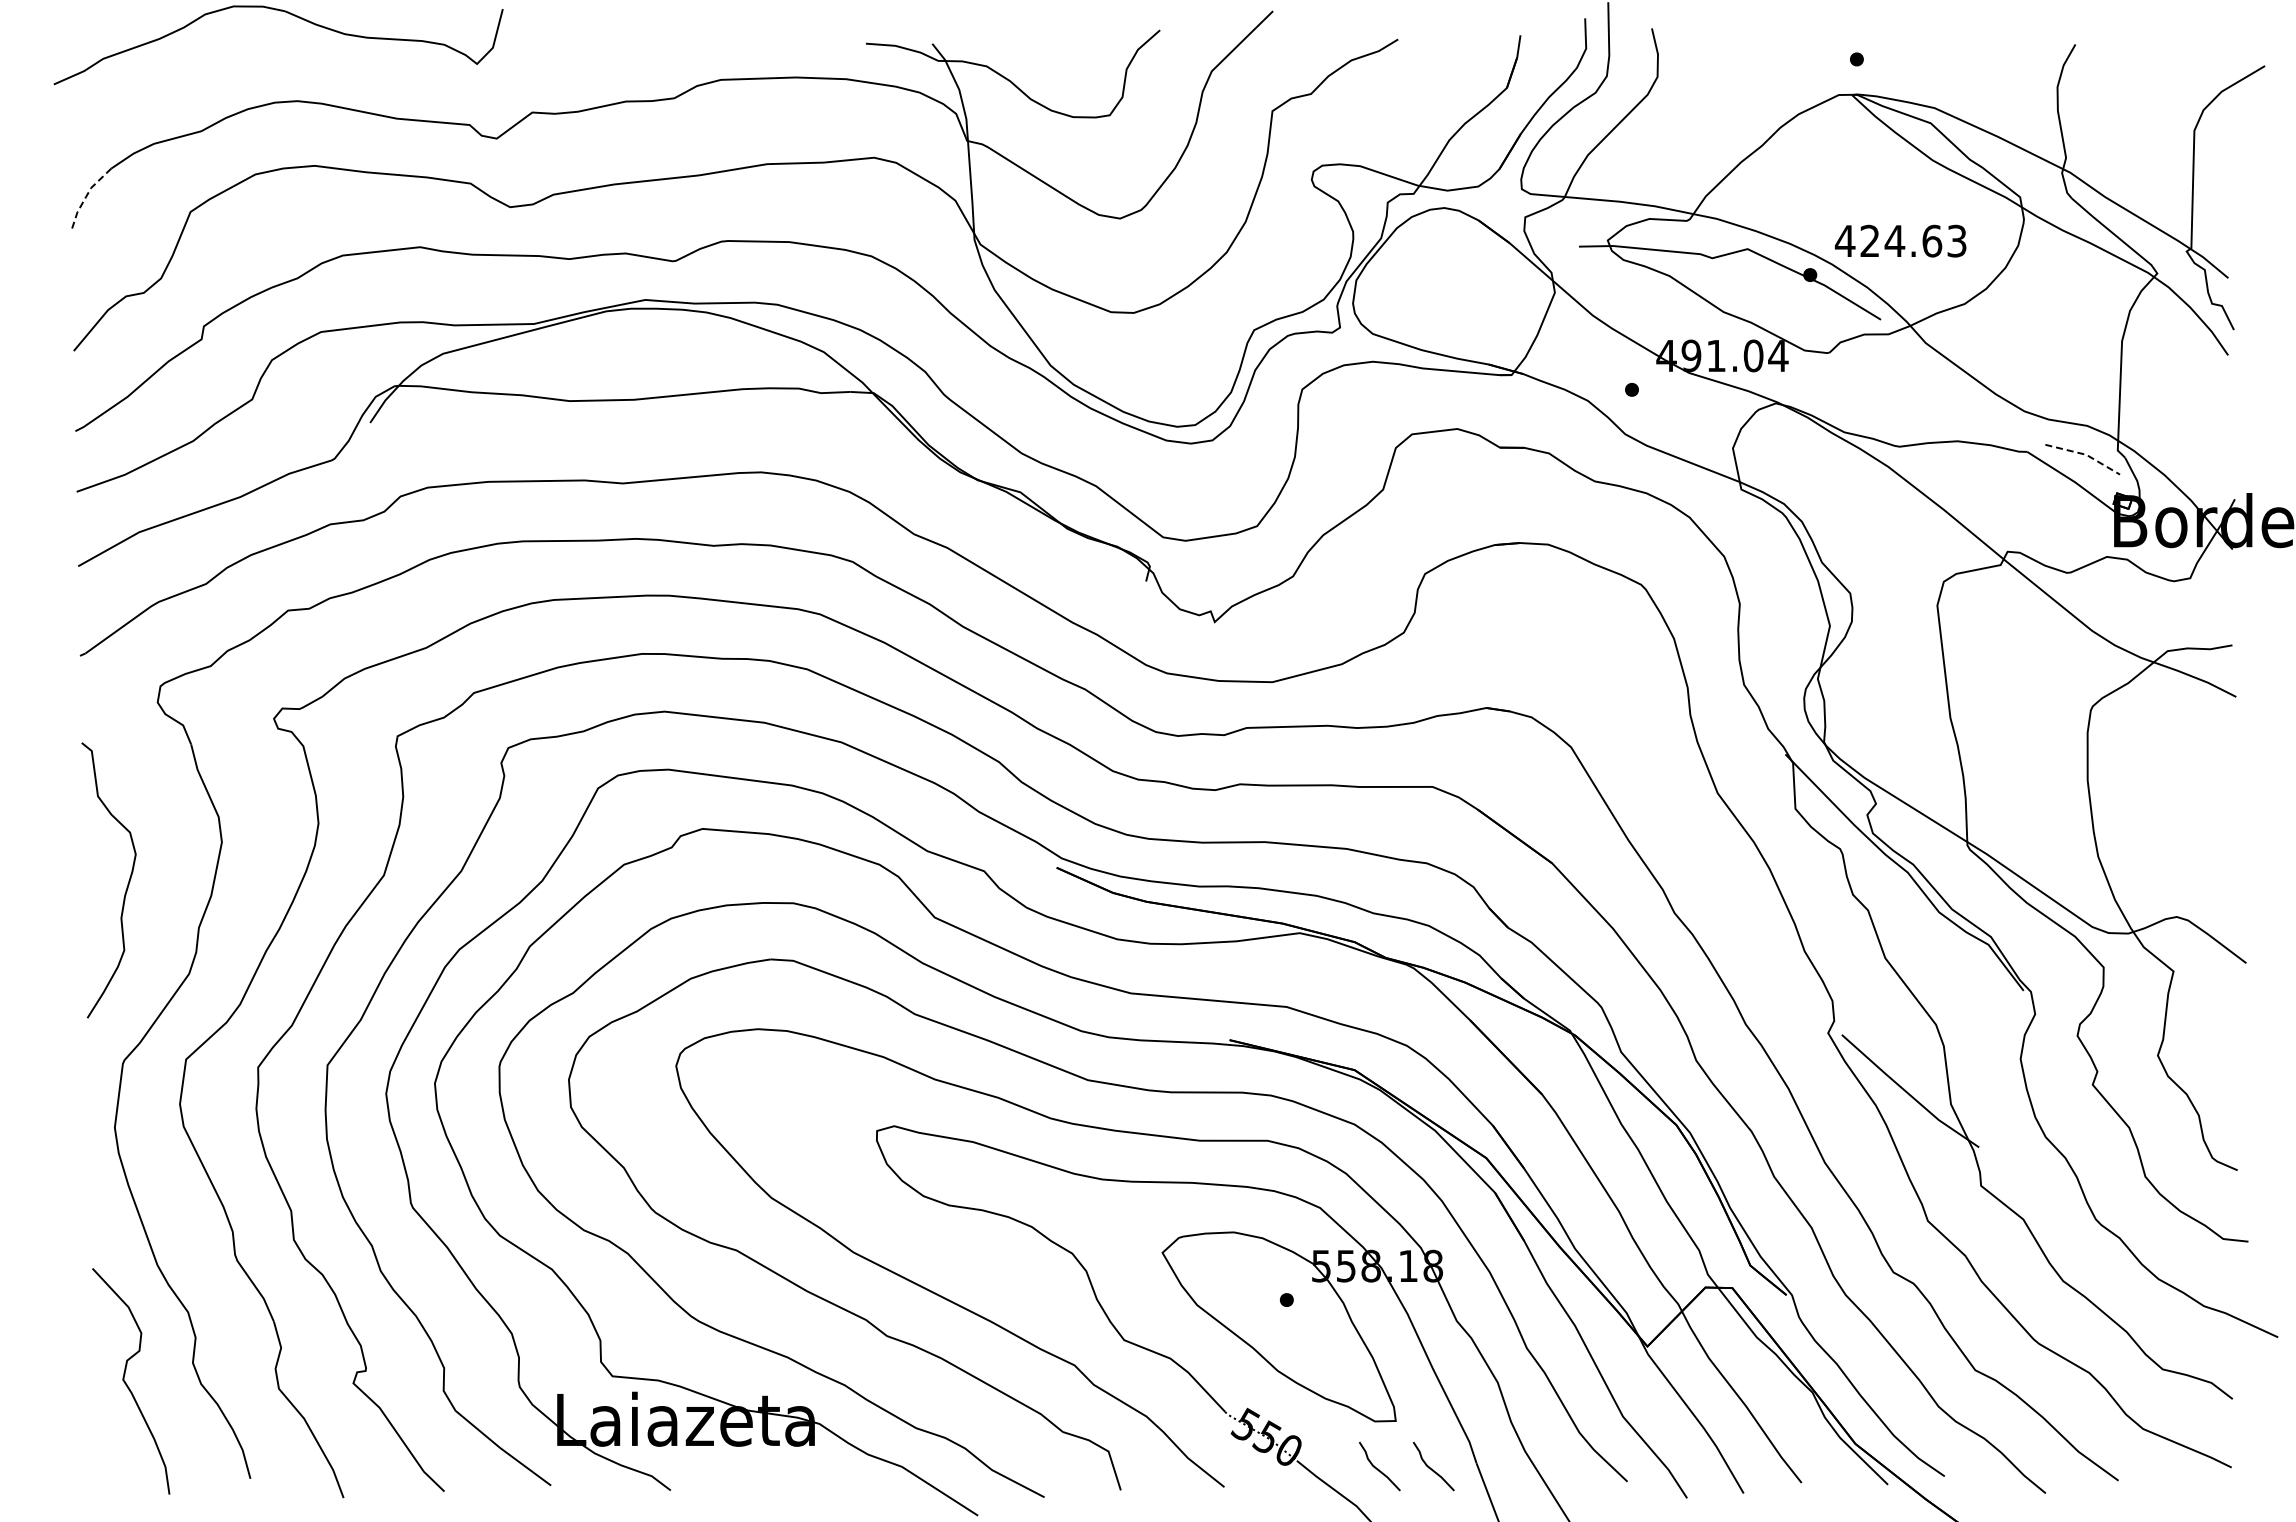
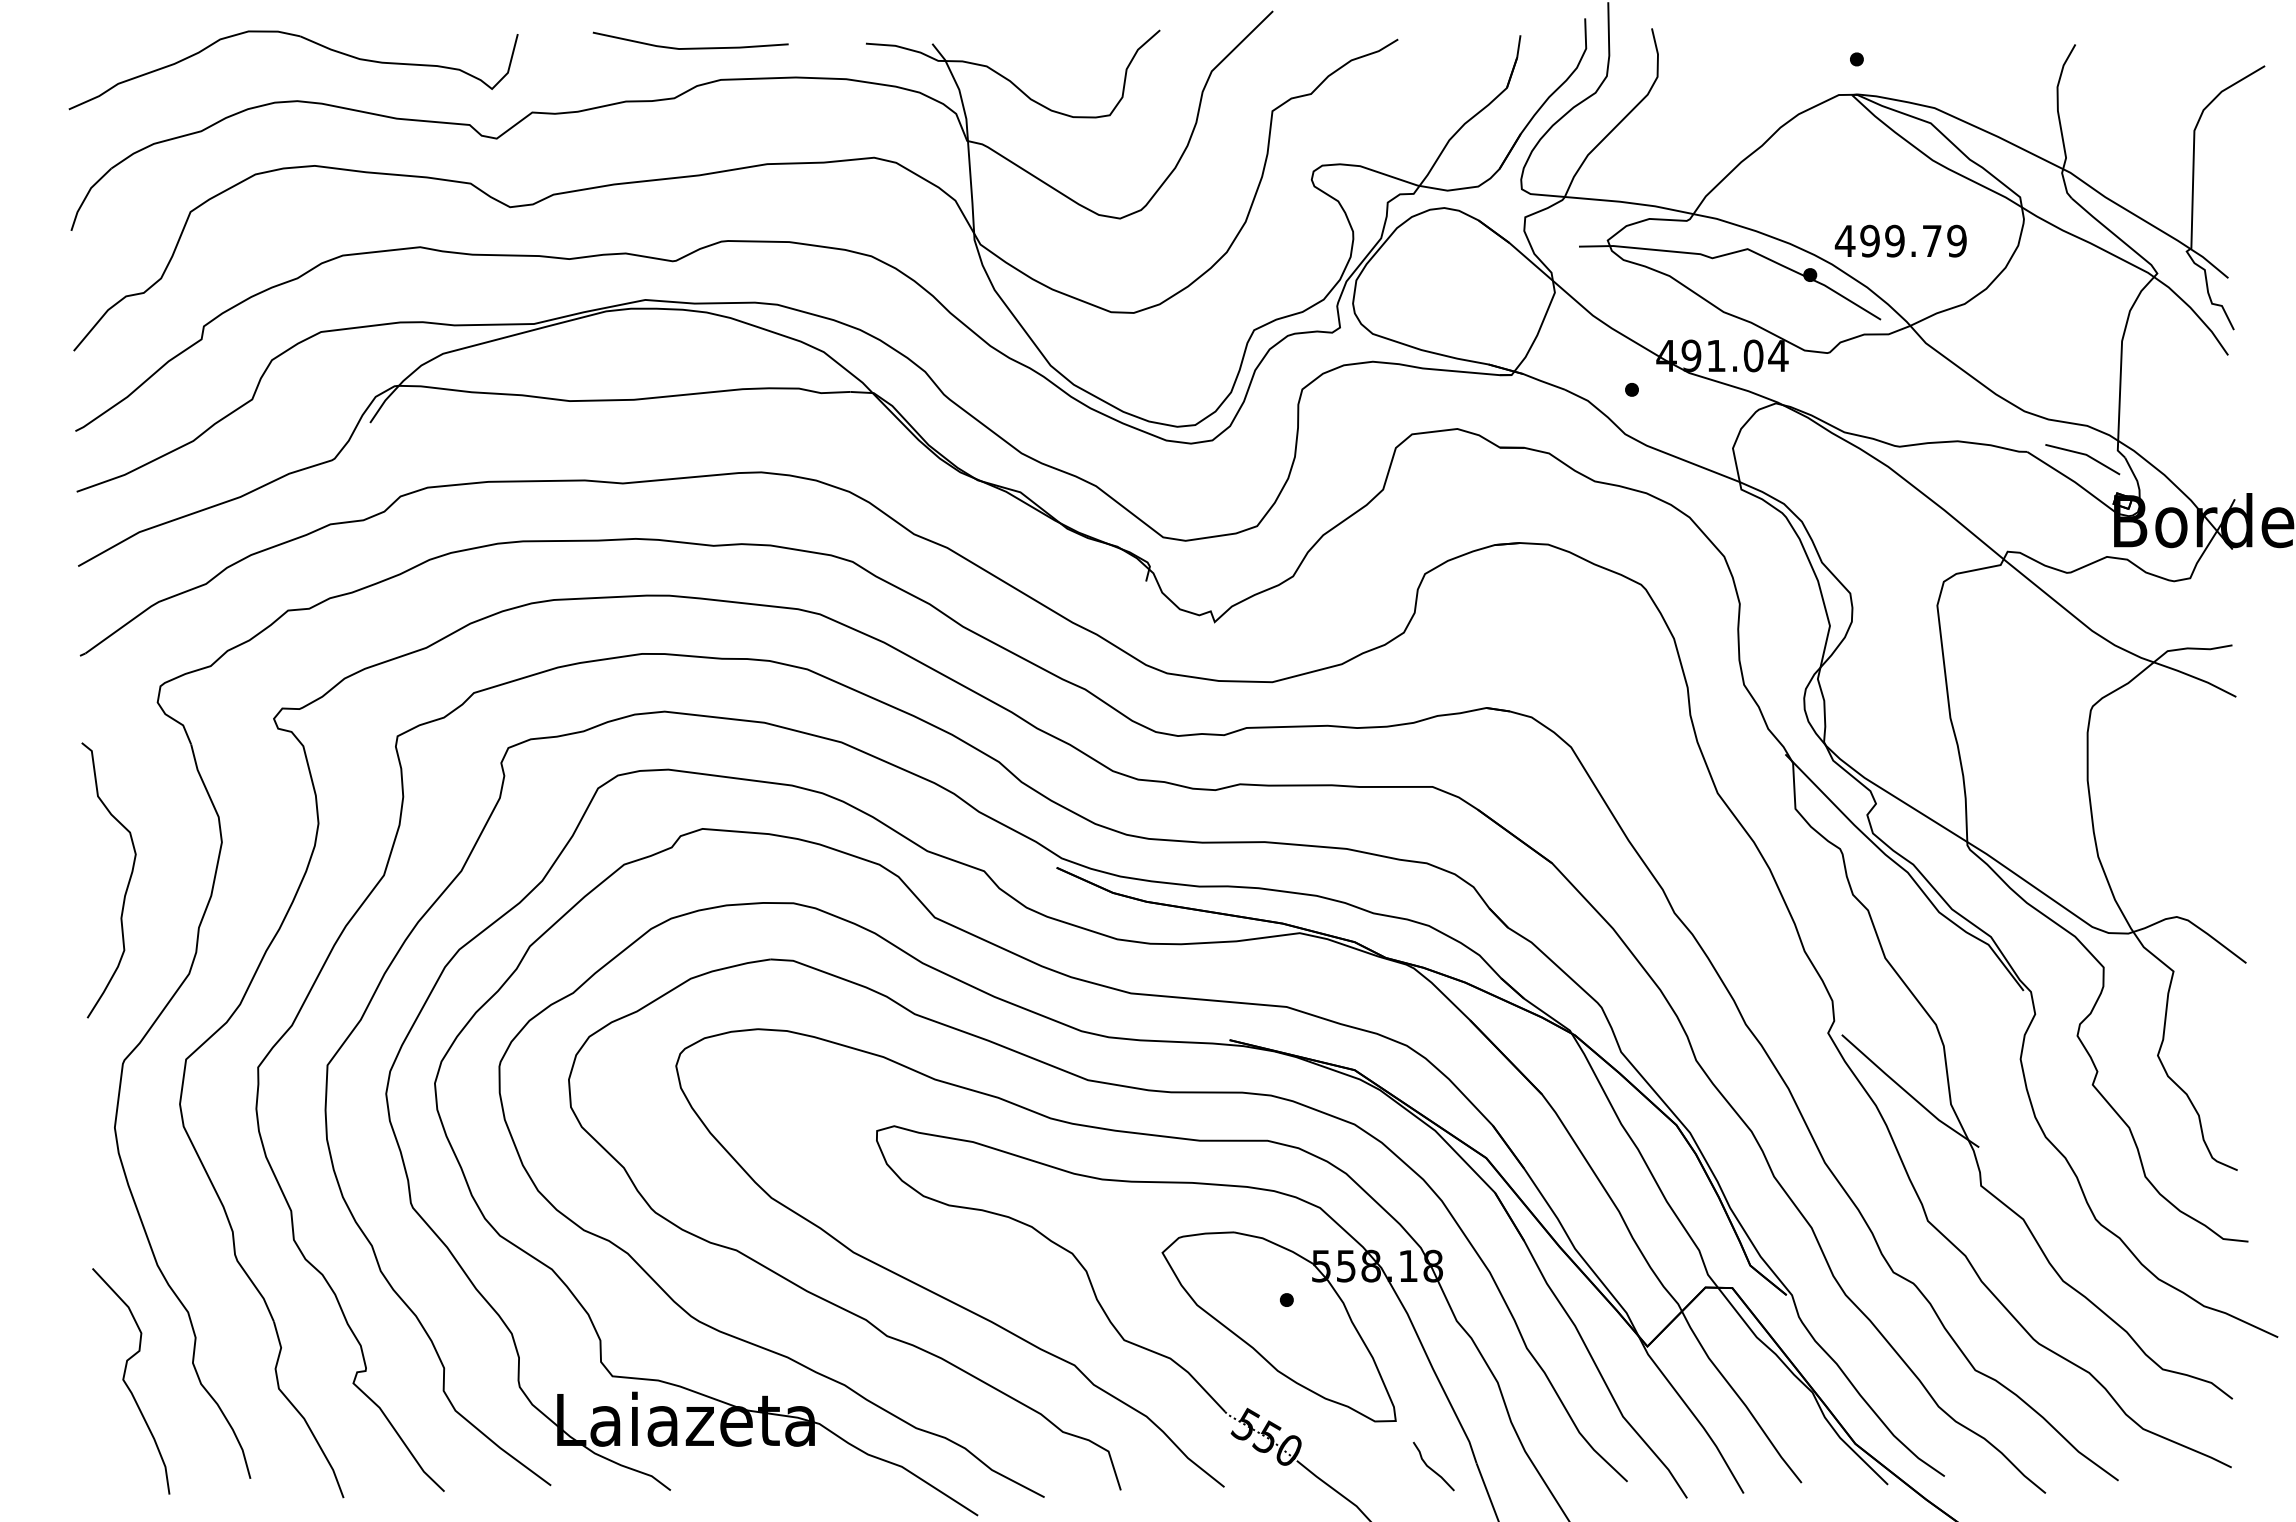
part position: (289, 14) -> (304, 39) (304, 39)
line: none -> present (690, 47)
line: dashed -> solid (86, 196)
text: 424.63 -> 499.79 (1913, 240)
line: dashed -> solid (2085, 454)
curve: present -> none (1378, 1468)
